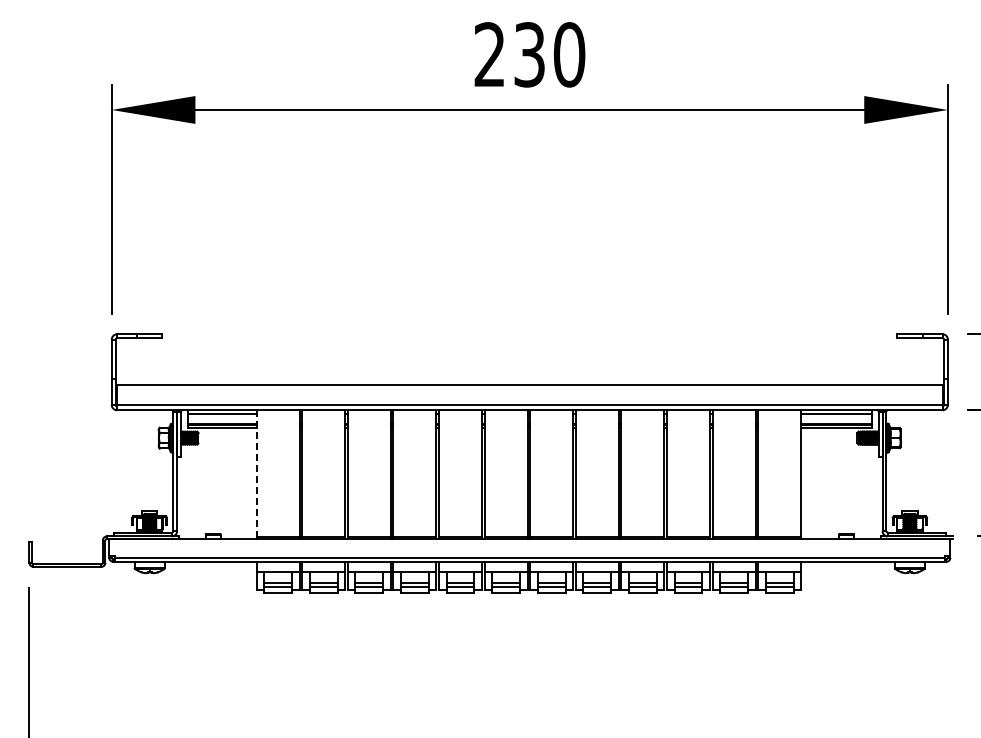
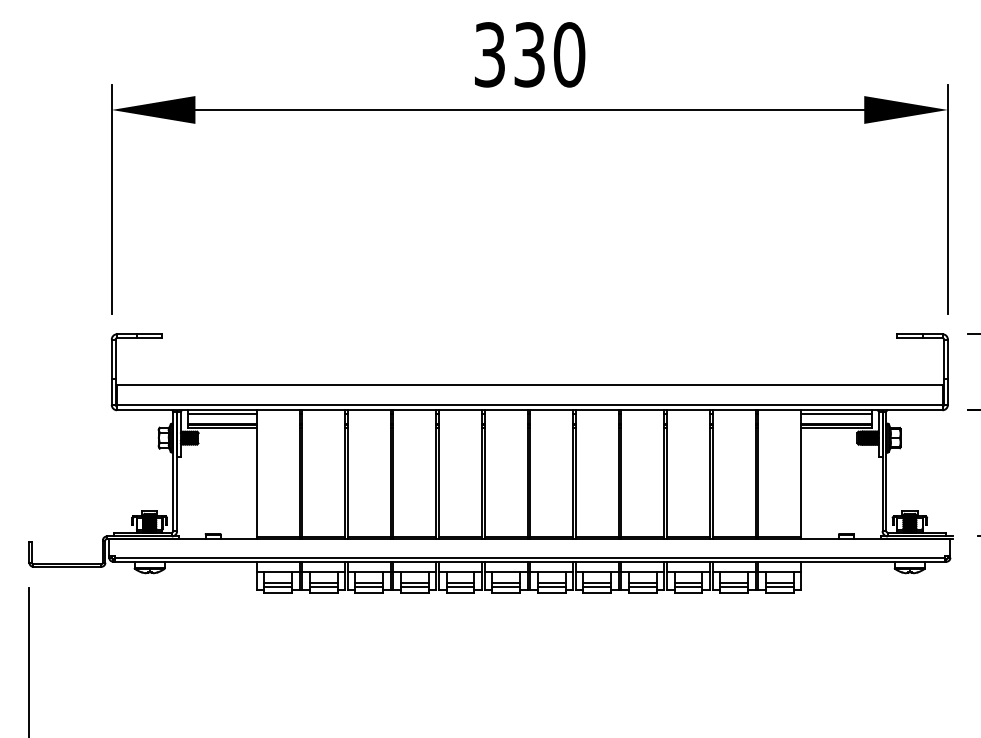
text: 230 -> 330 (489, 54)
line: dashed -> solid (256, 474)
